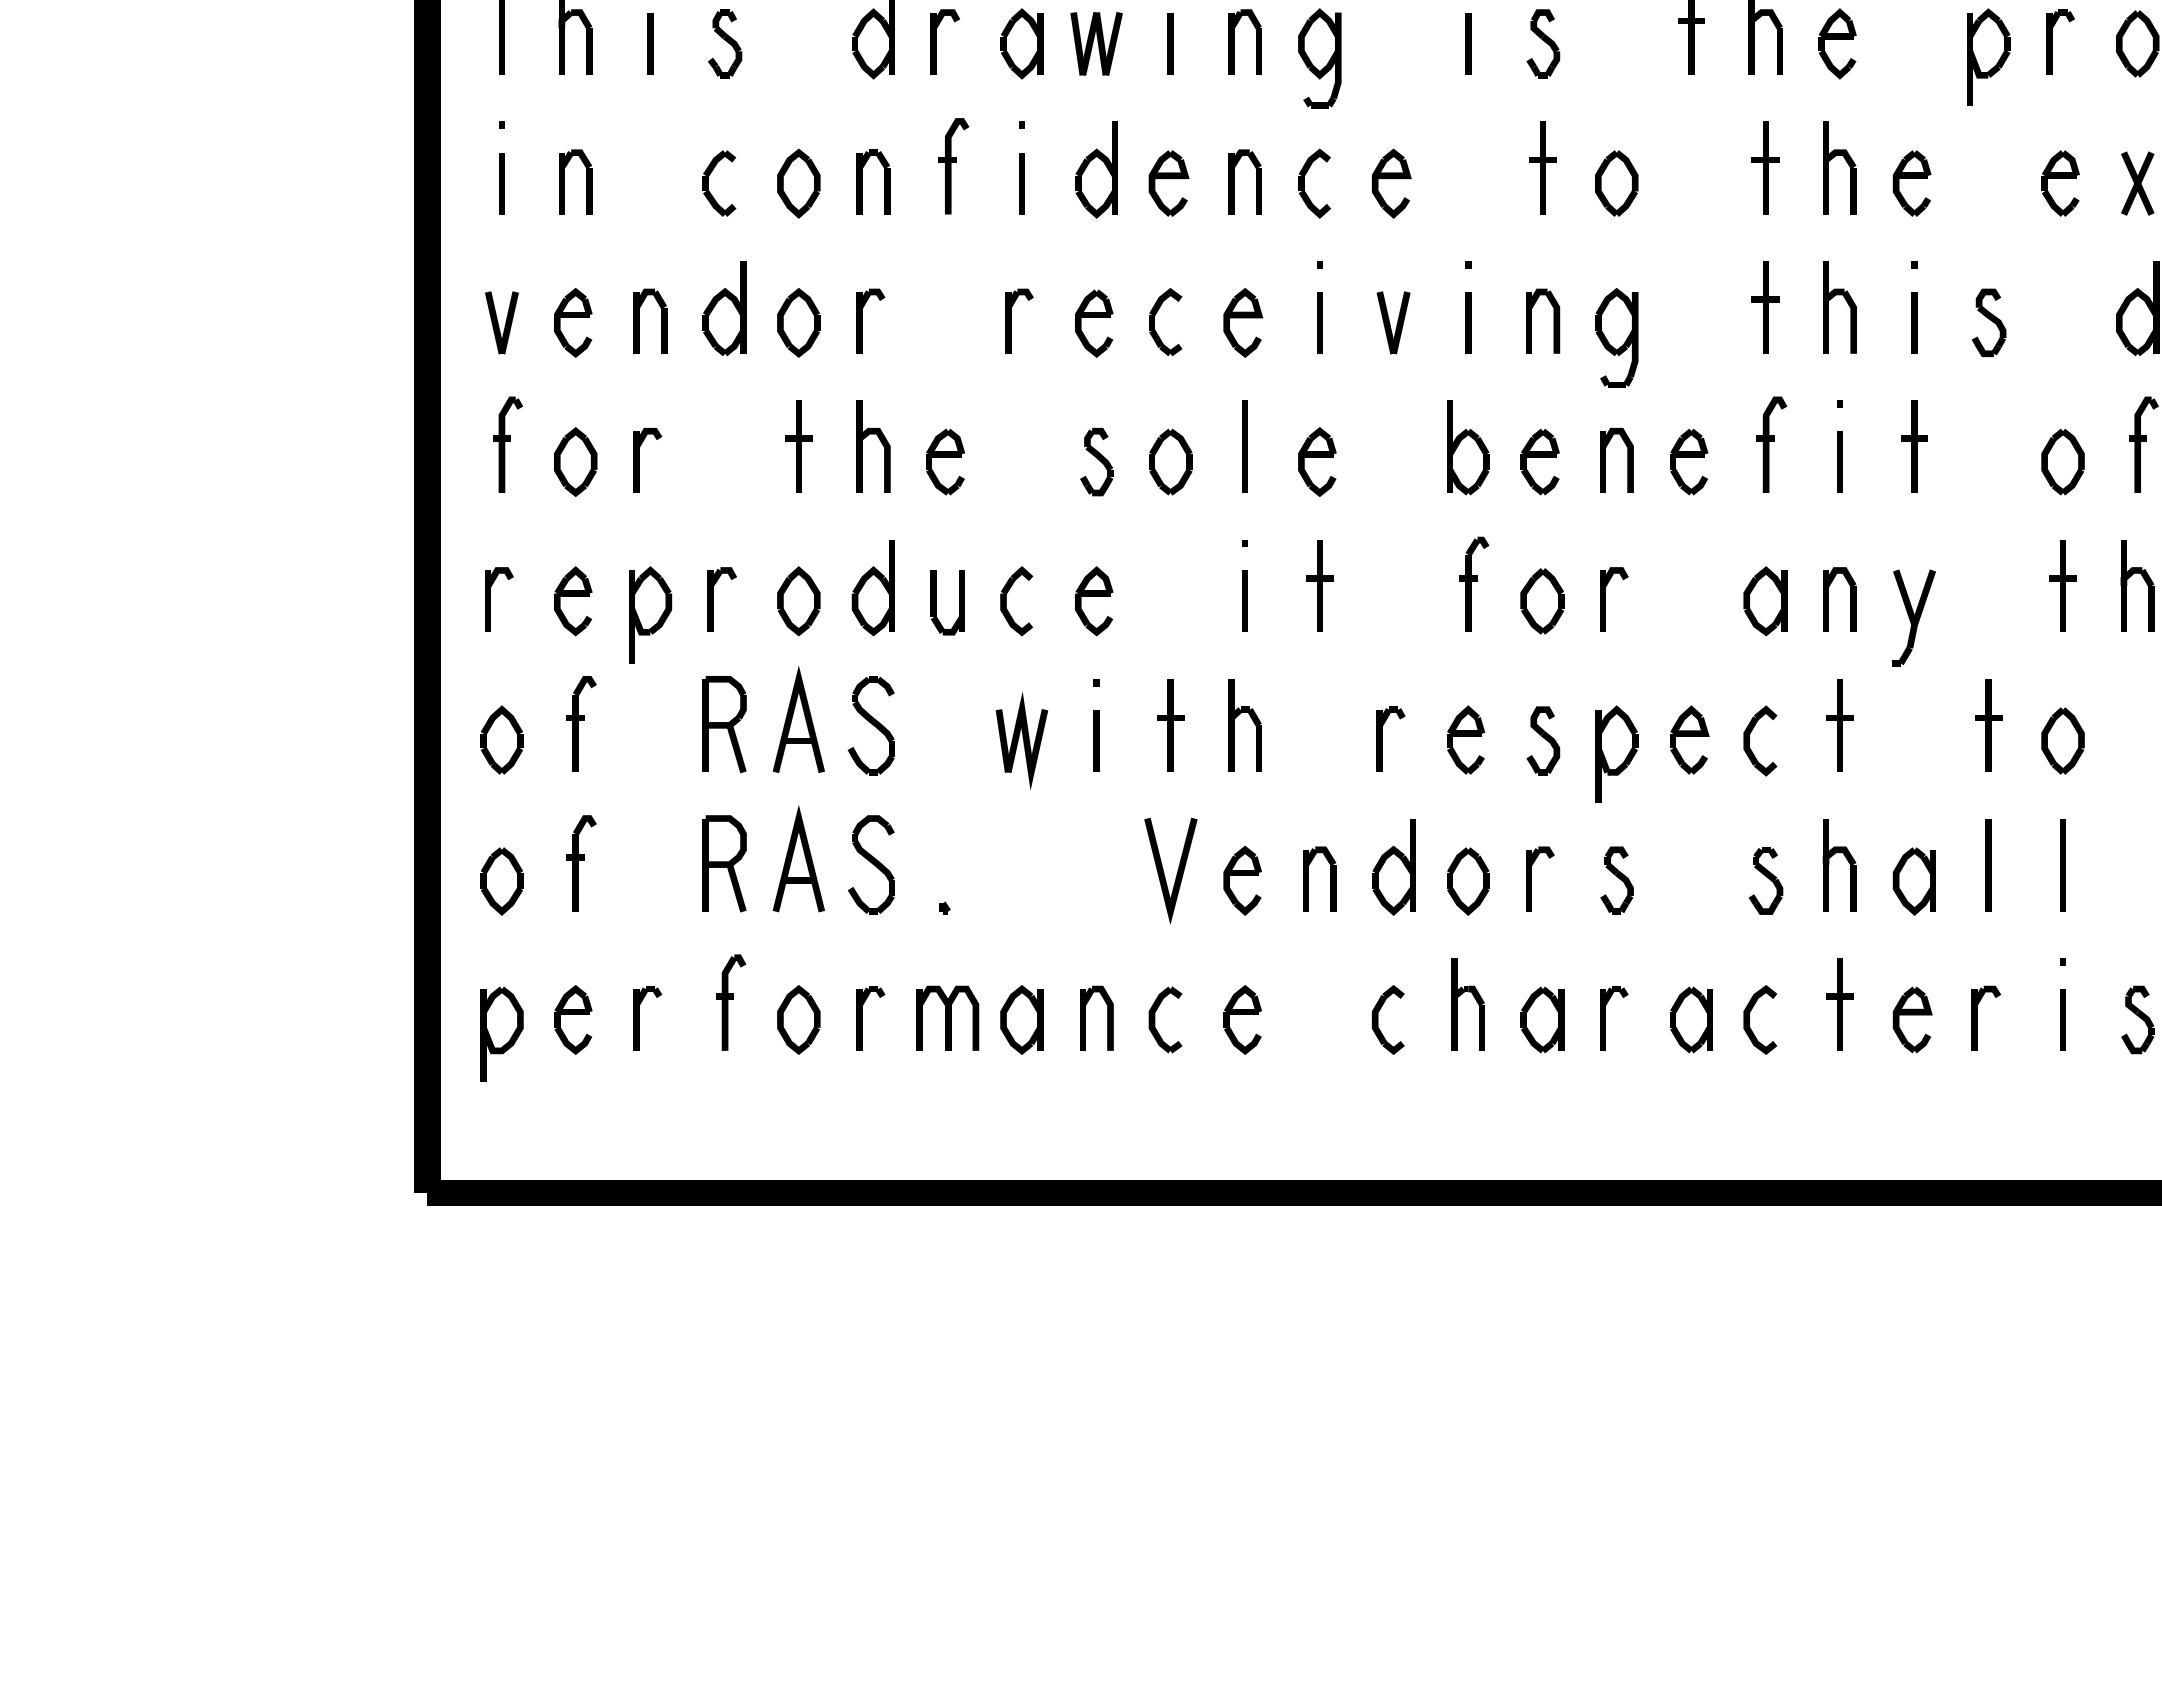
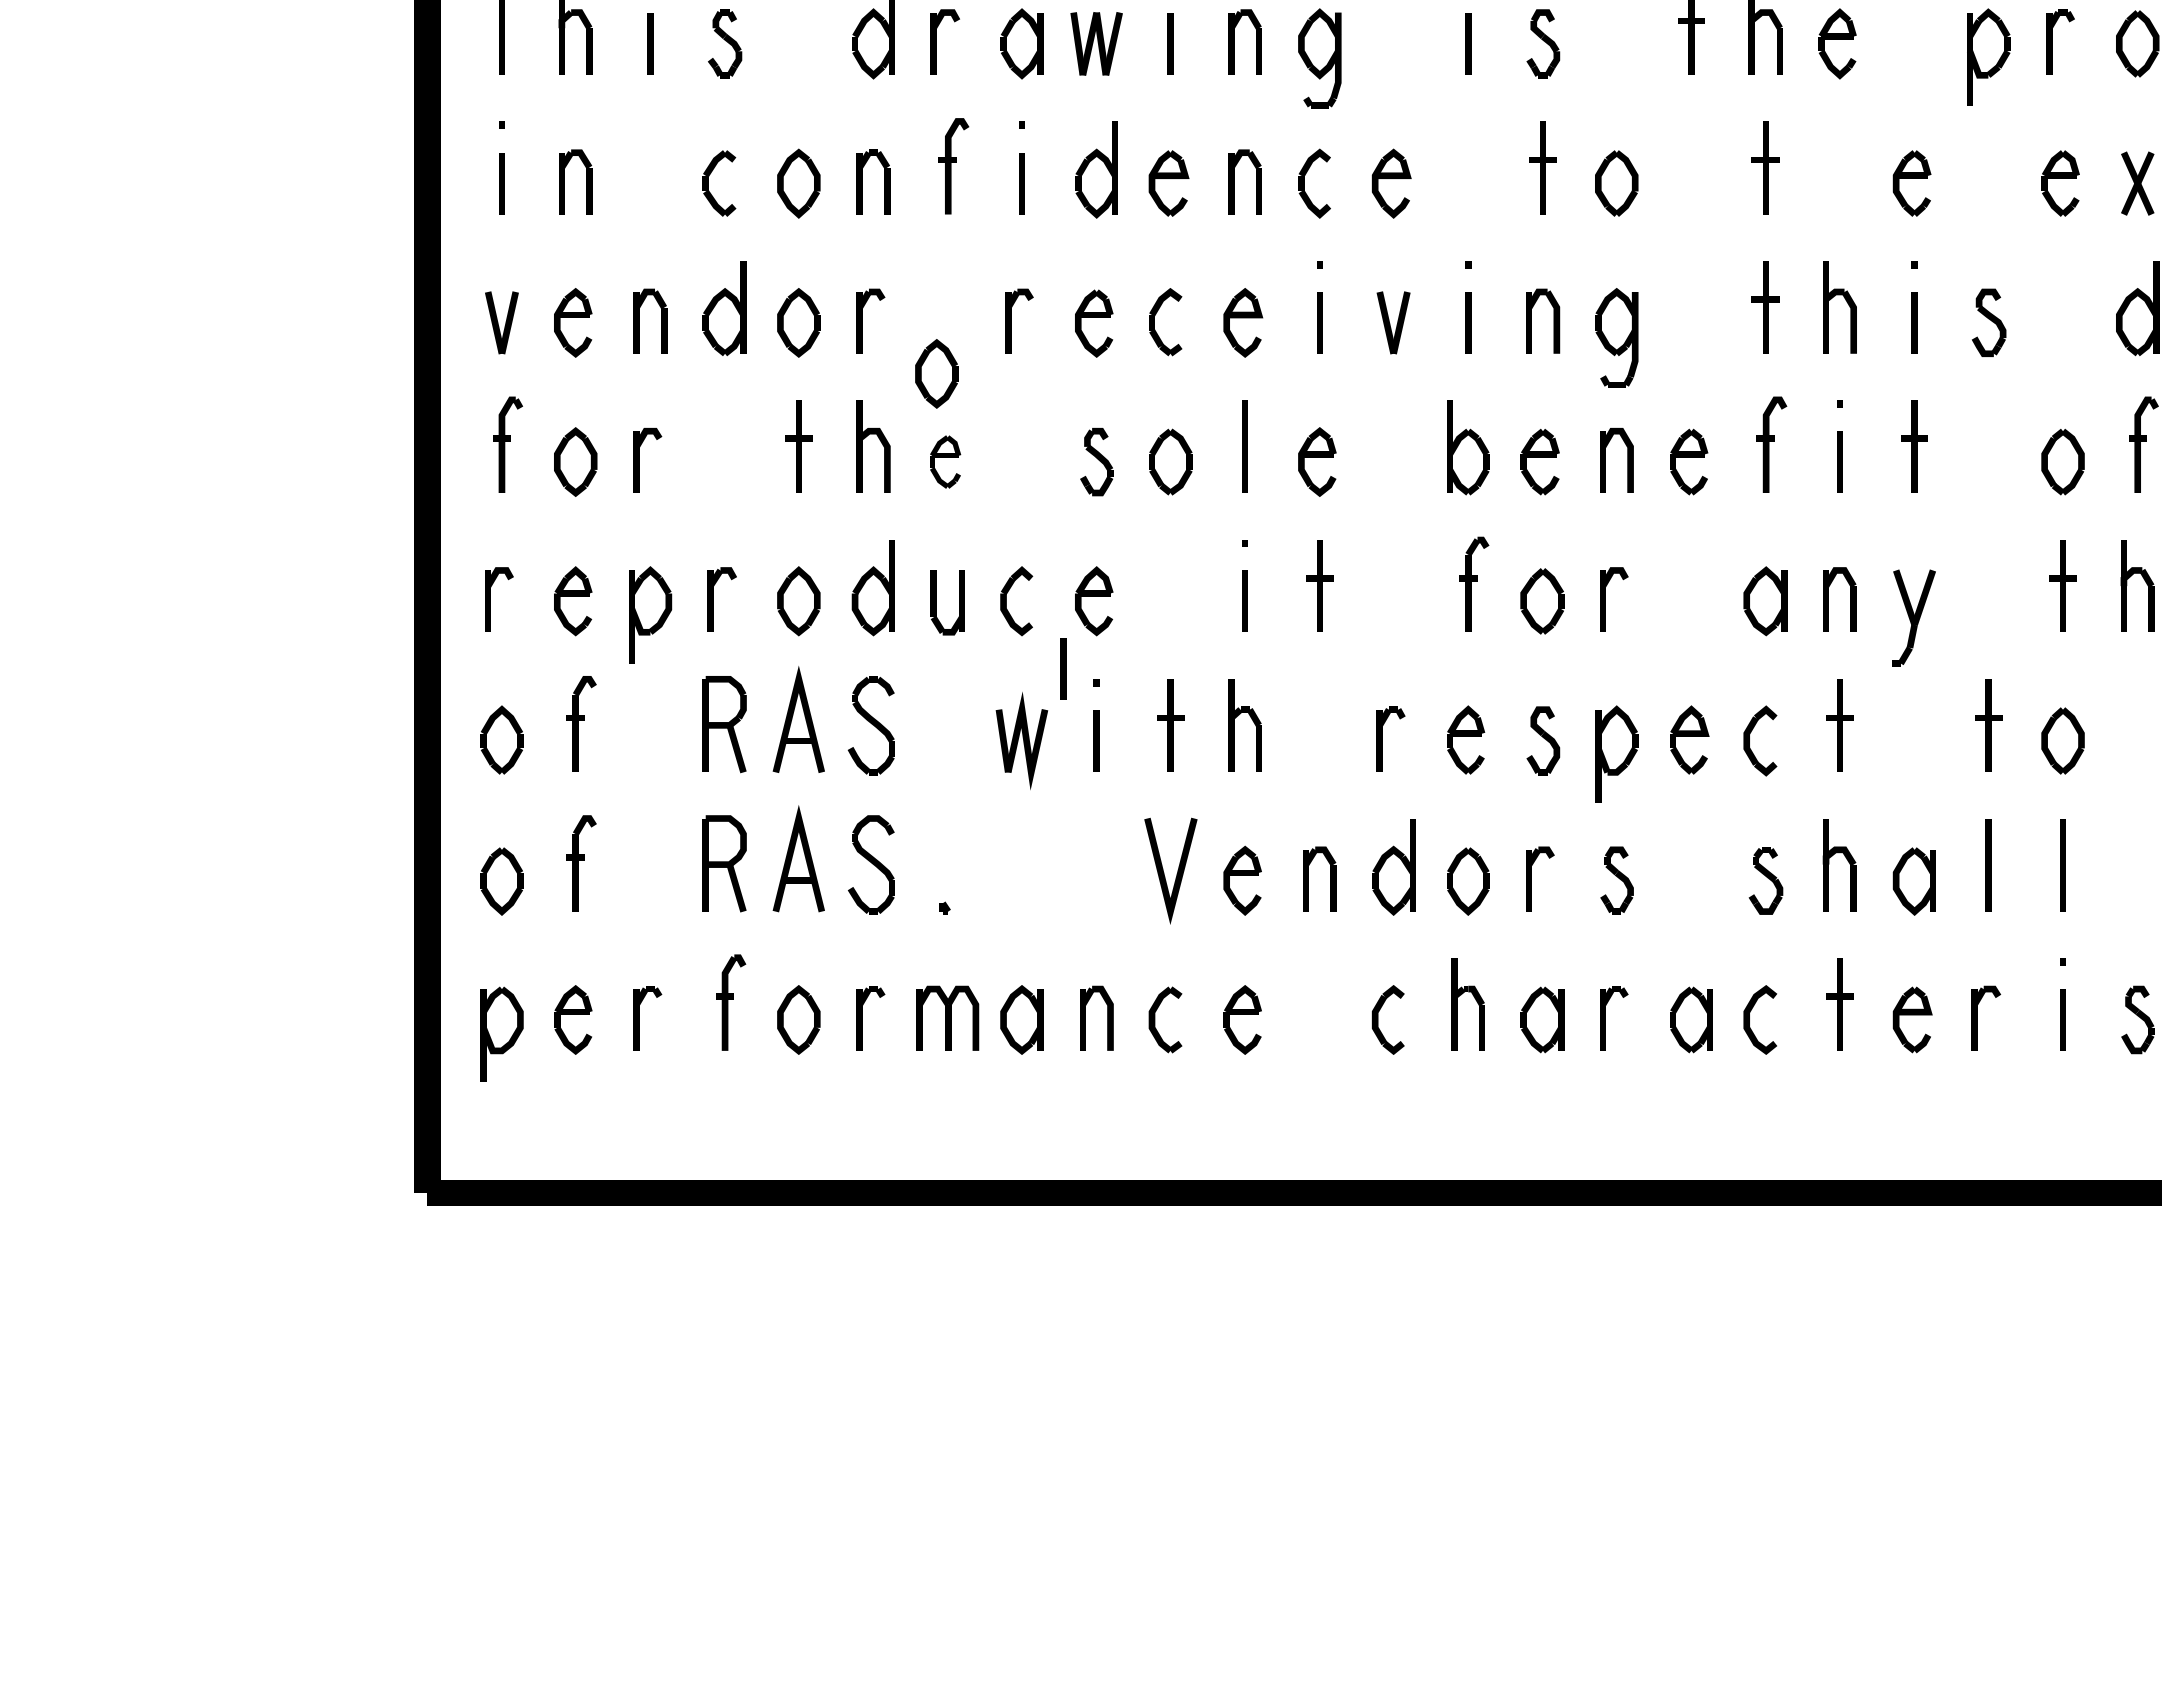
part: present -> none (1846, 162)
part: none -> present (936, 373)
part size: 39x68 px -> 32x54 px (945, 461)
line: none -> present (1063, 668)
